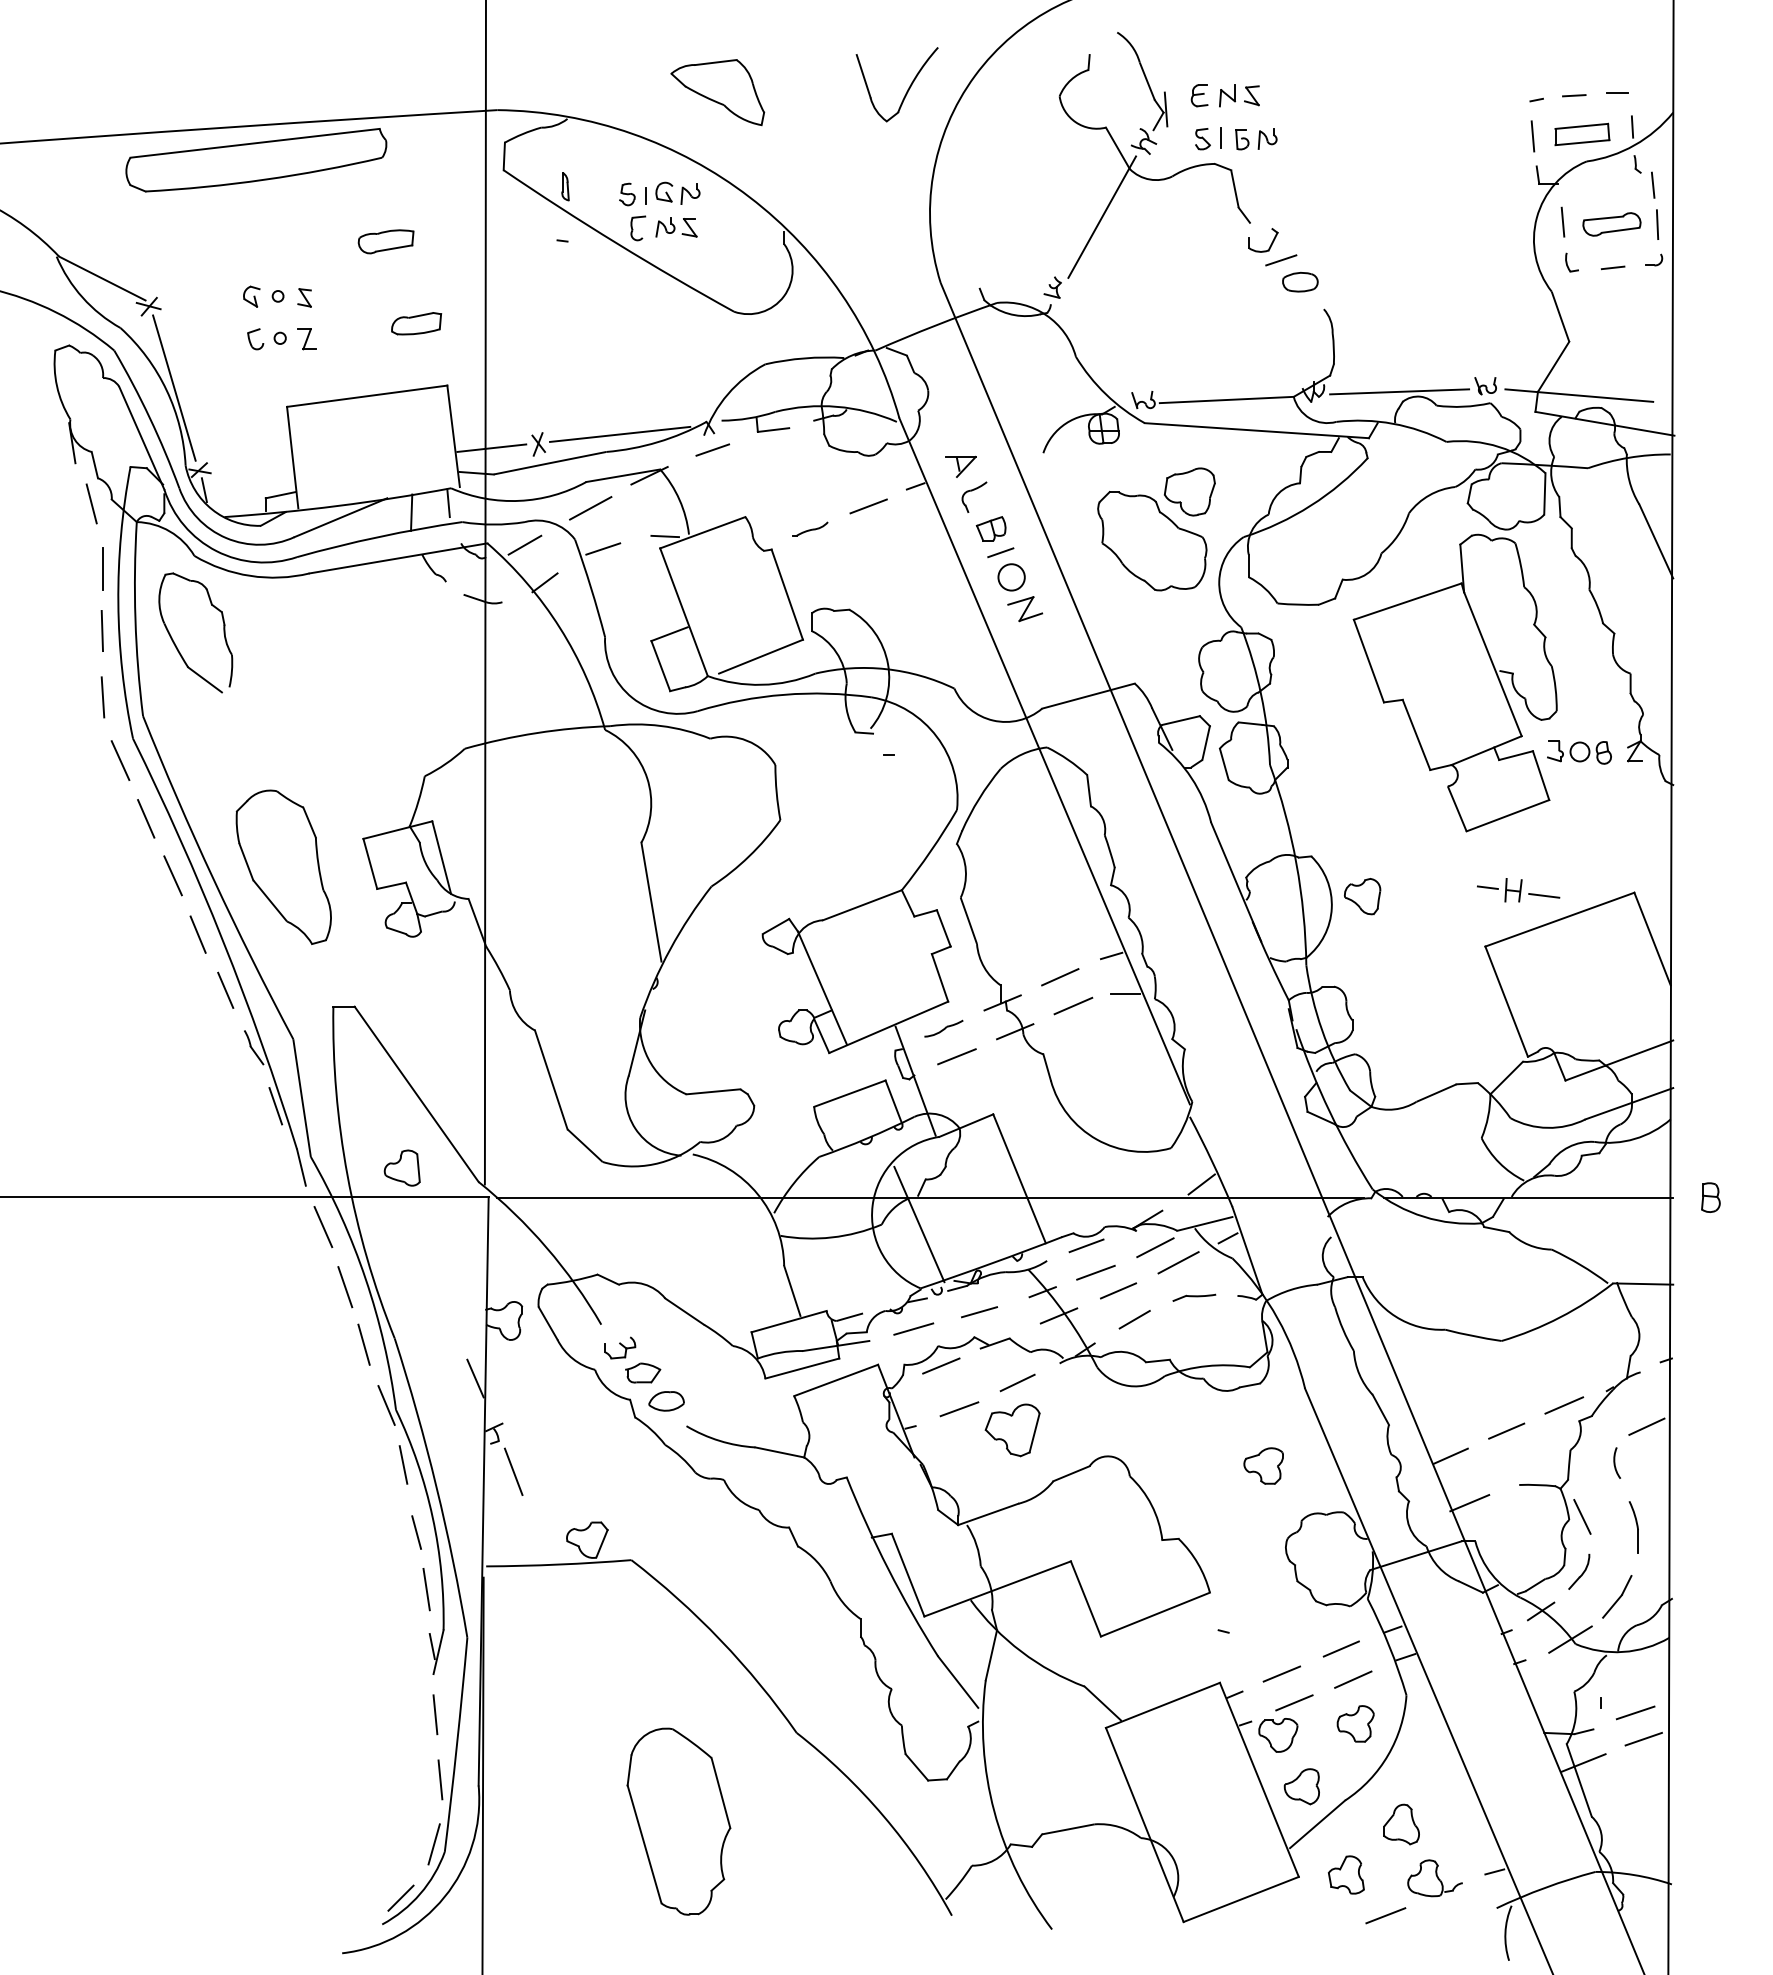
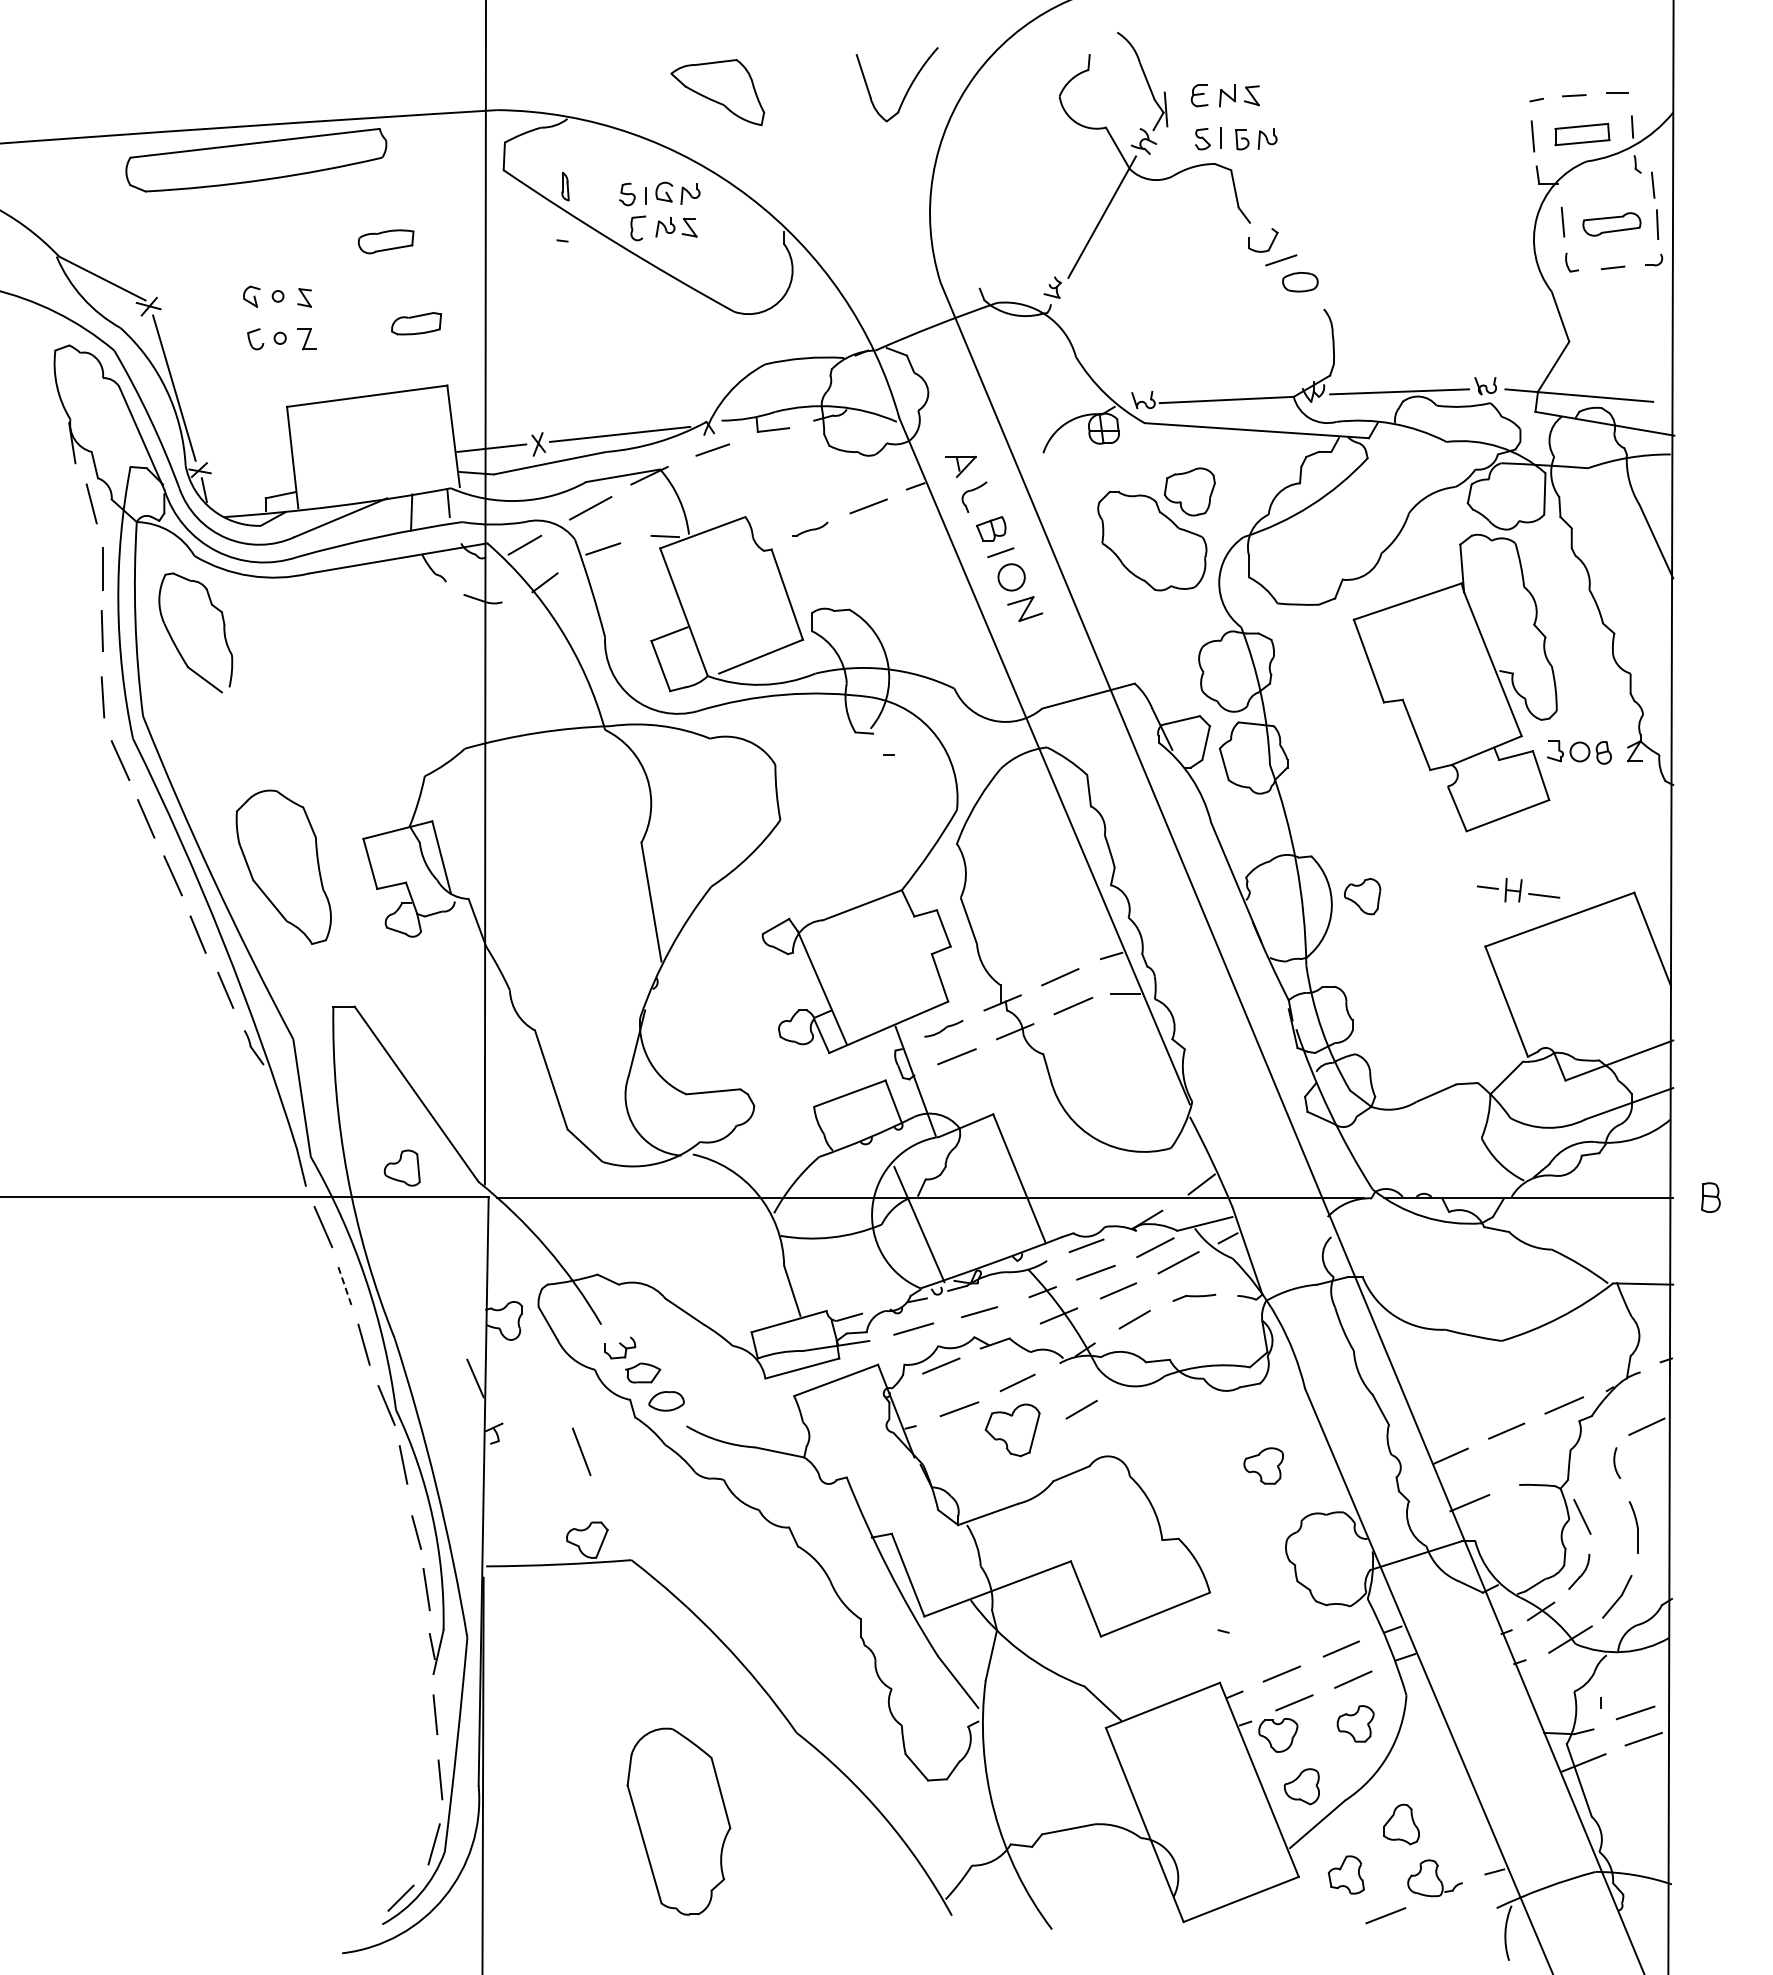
line: present -> none (275, 1106)
line: solid -> dashed (345, 1287)
line: none -> present (1081, 1409)
line position: (513, 1471) -> (581, 1451) (581, 1451)
